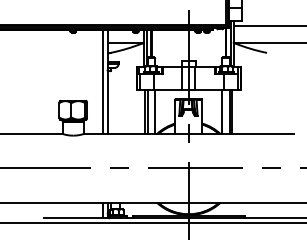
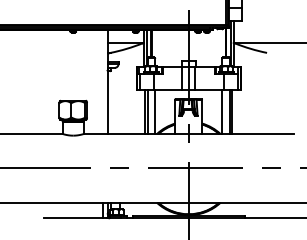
line: present -> none (268, 25)
line: present -> none (102, 82)
line: present -> none (152, 223)
